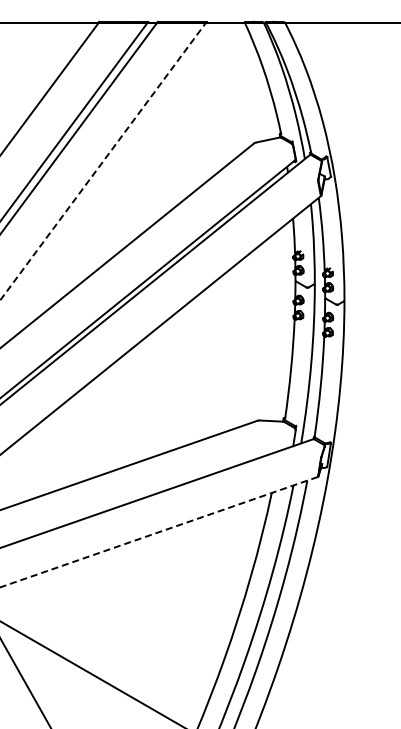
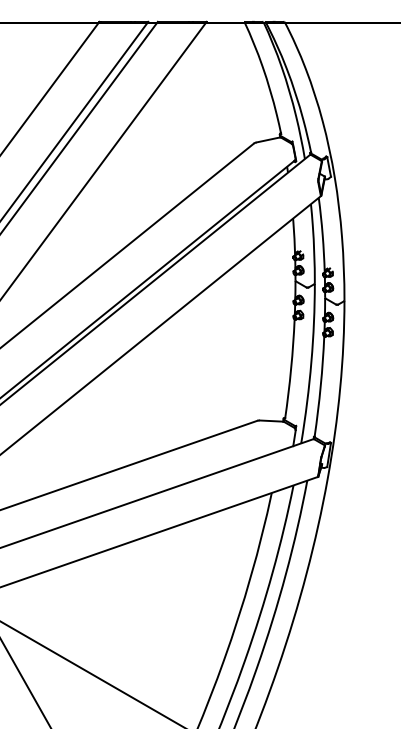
line: dashed -> solid (103, 160)
line: dashed -> solid (159, 531)
